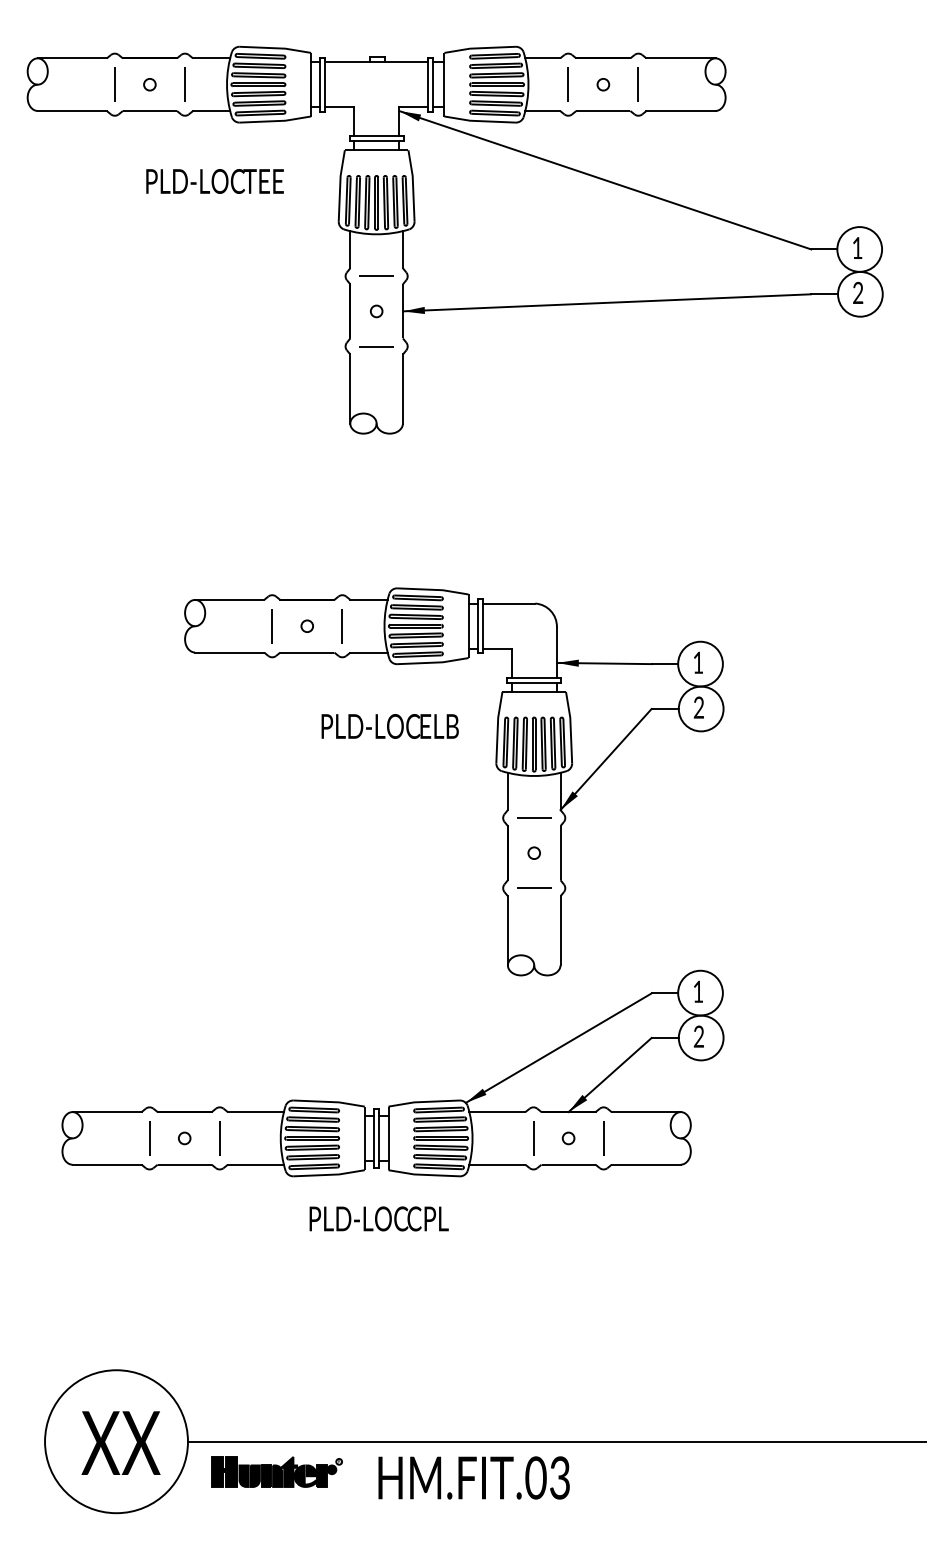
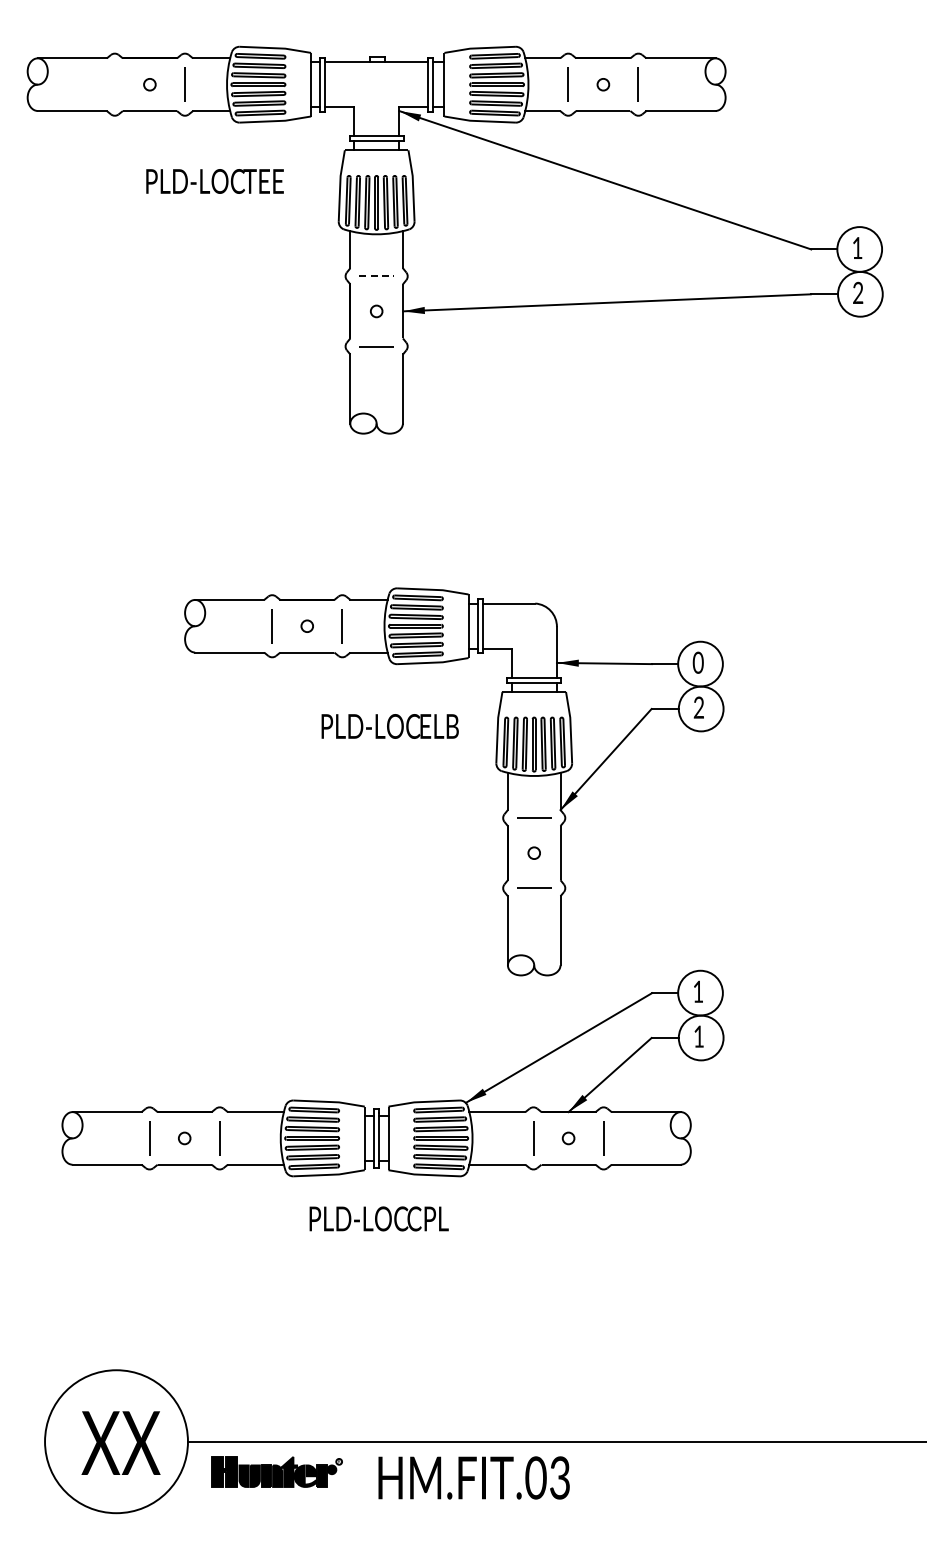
line: present -> none (114, 84)
line: solid -> dashed (377, 276)
text: 1 -> 0 (697, 662)
text: 2 -> 1 (698, 1036)
